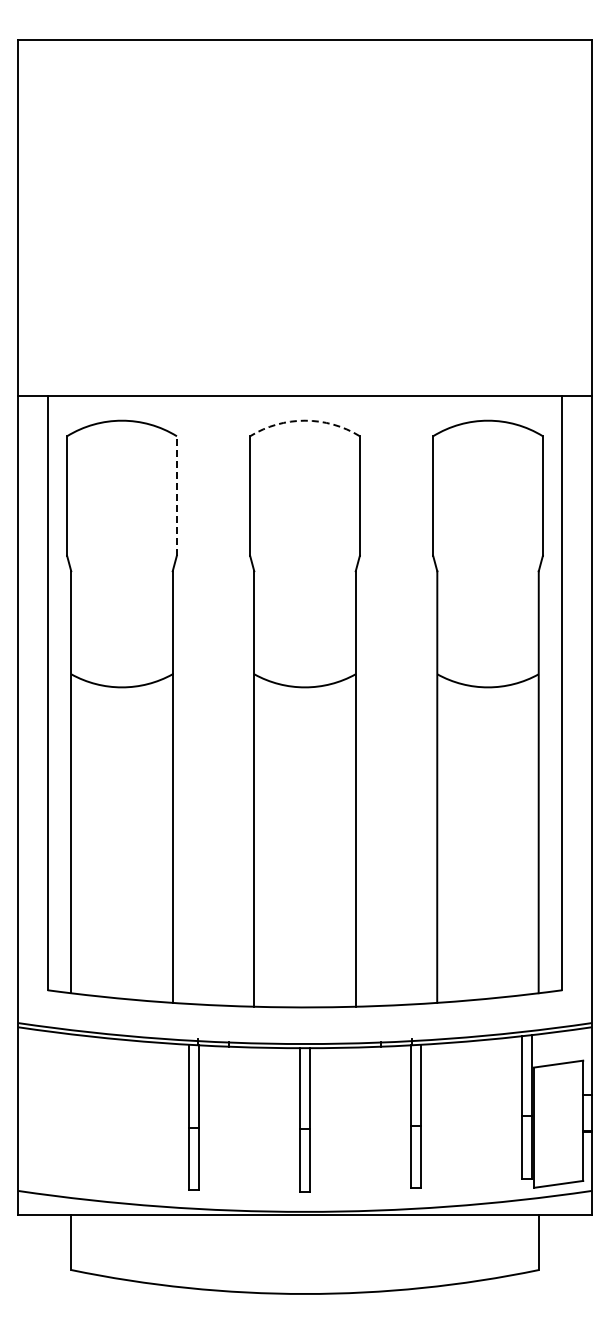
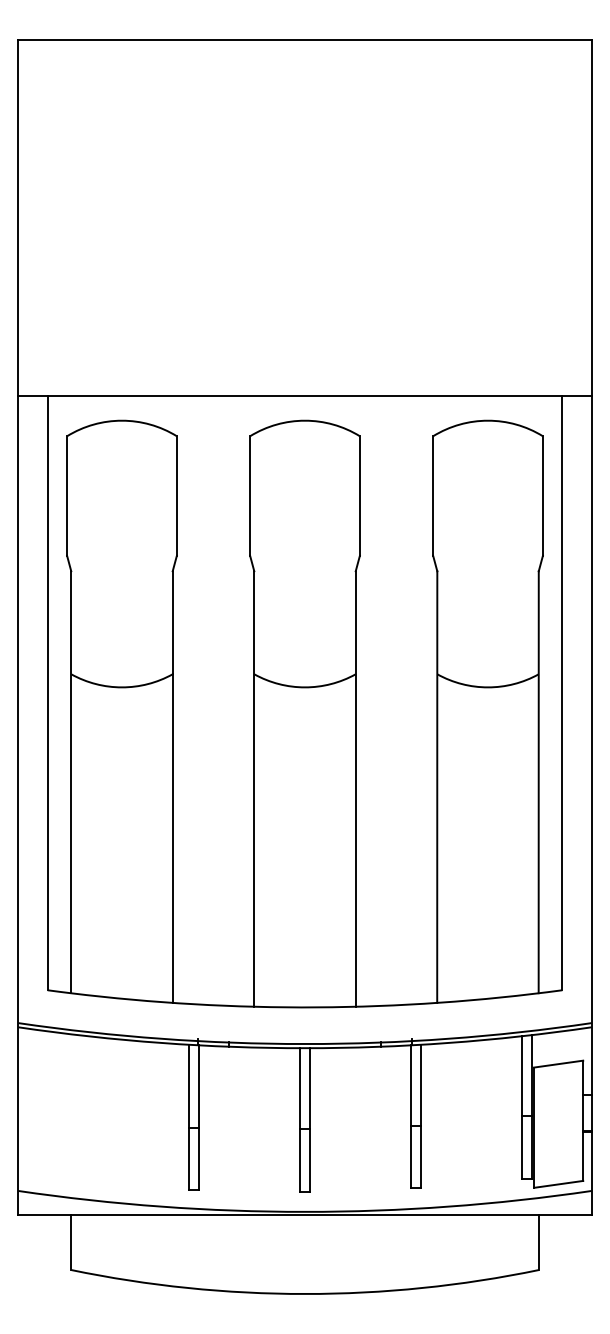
arc: dashed -> solid (305, 420)
line: dashed -> solid (176, 496)
